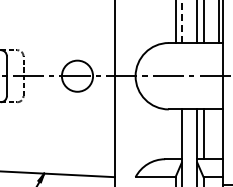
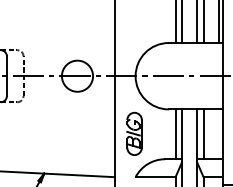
line: dashed -> solid (181, 21)
part: none -> present (134, 133)
line: none -> present (175, 134)
